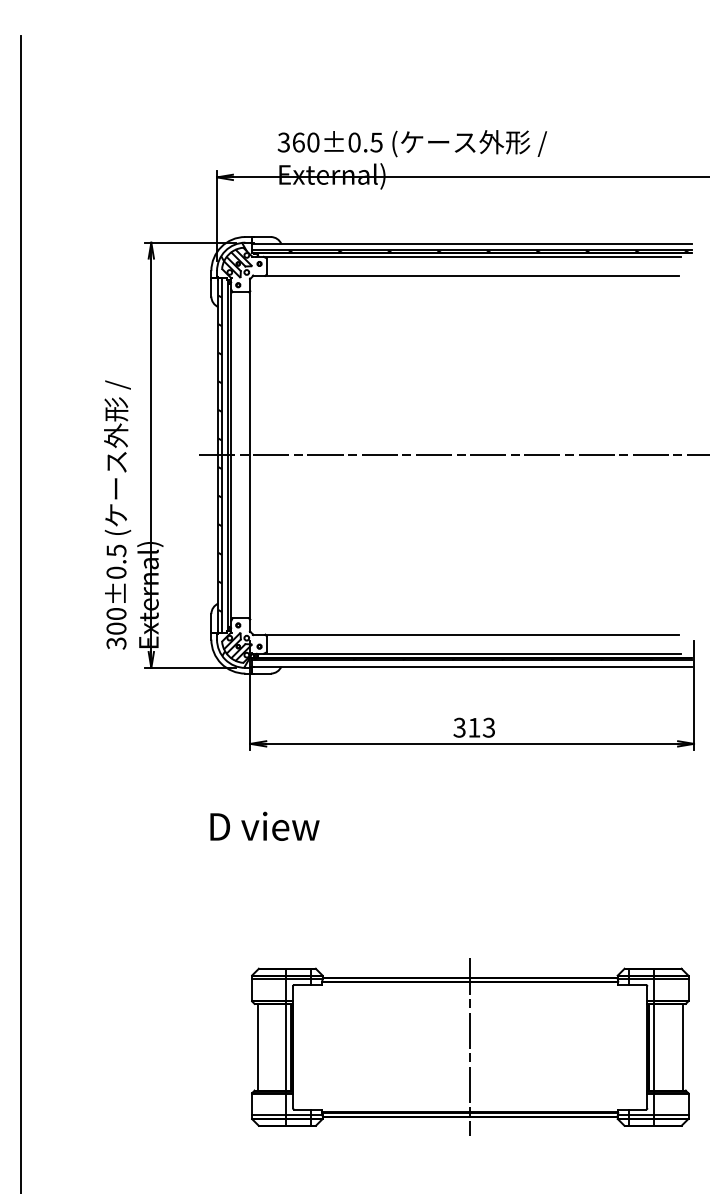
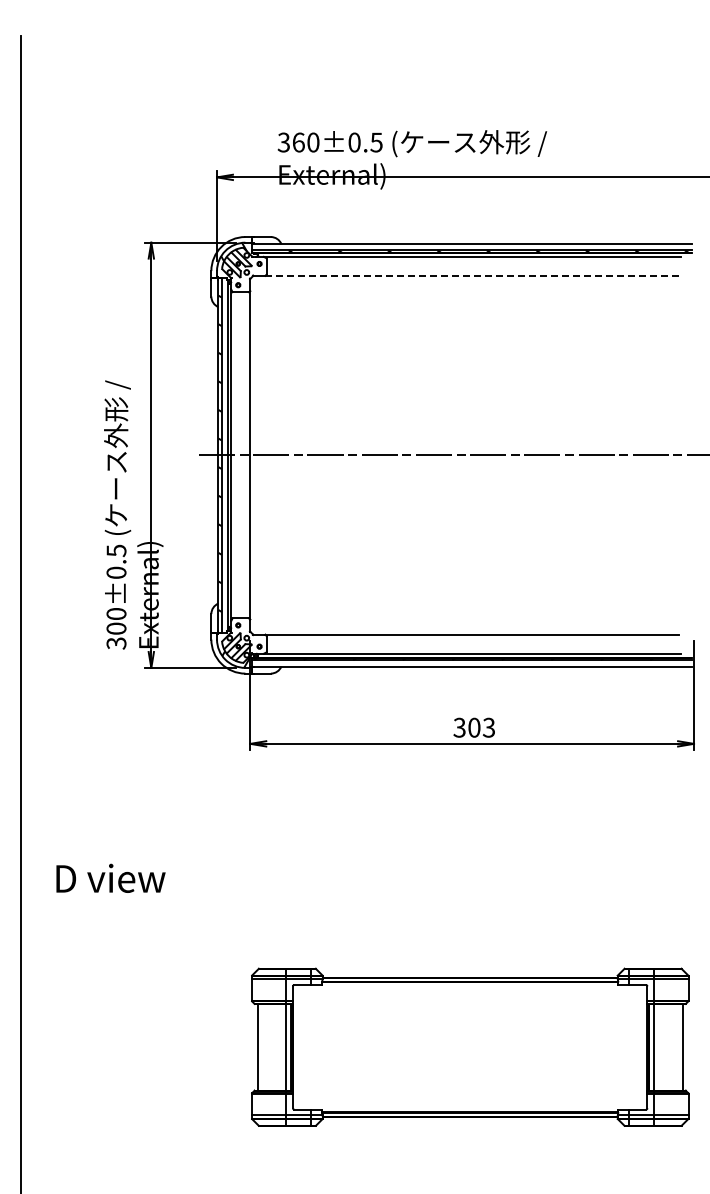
line: solid -> dashed (472, 276)
text: 313 -> 303 (474, 727)
text position: (264, 825) -> (110, 877) (110, 877)
line: present -> none (470, 1047)
